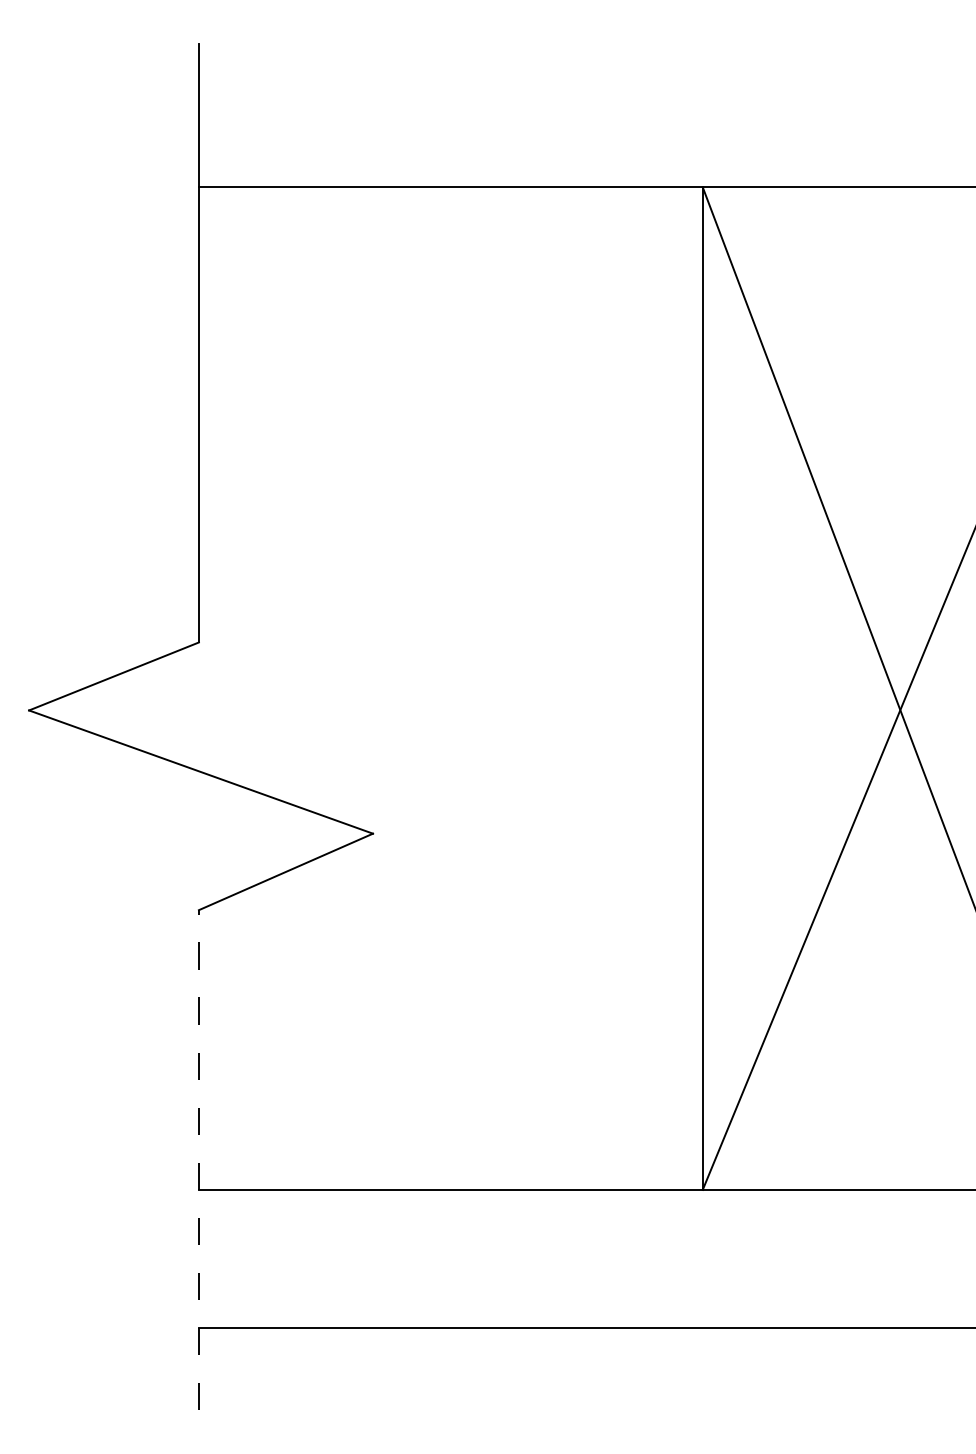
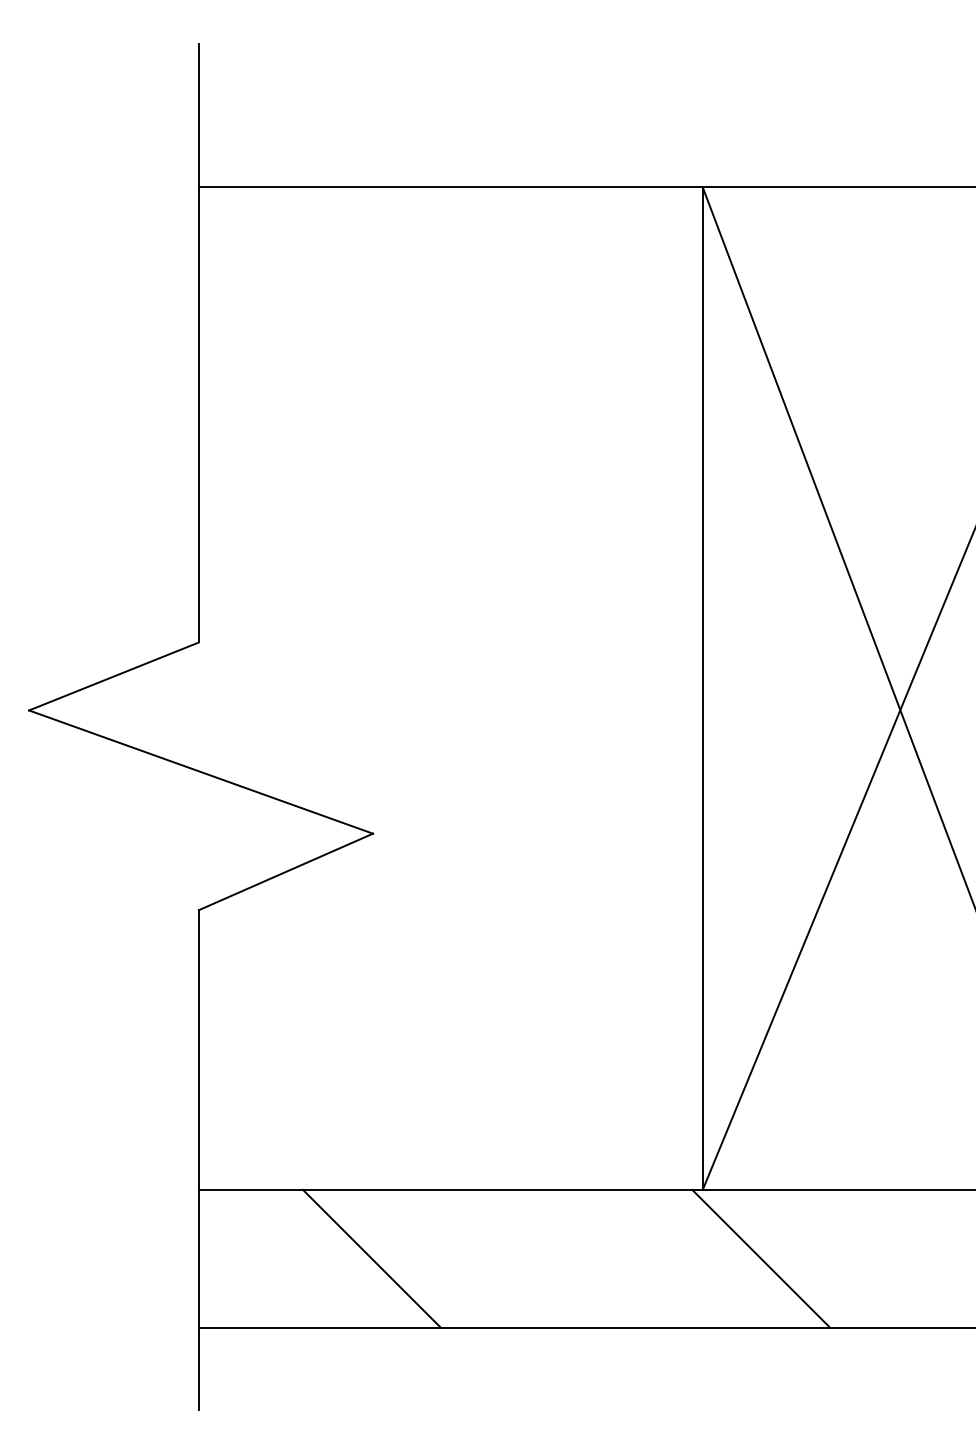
line: dashed -> solid (198, 1159)
line: none -> present (371, 1258)
line: none -> present (760, 1258)
